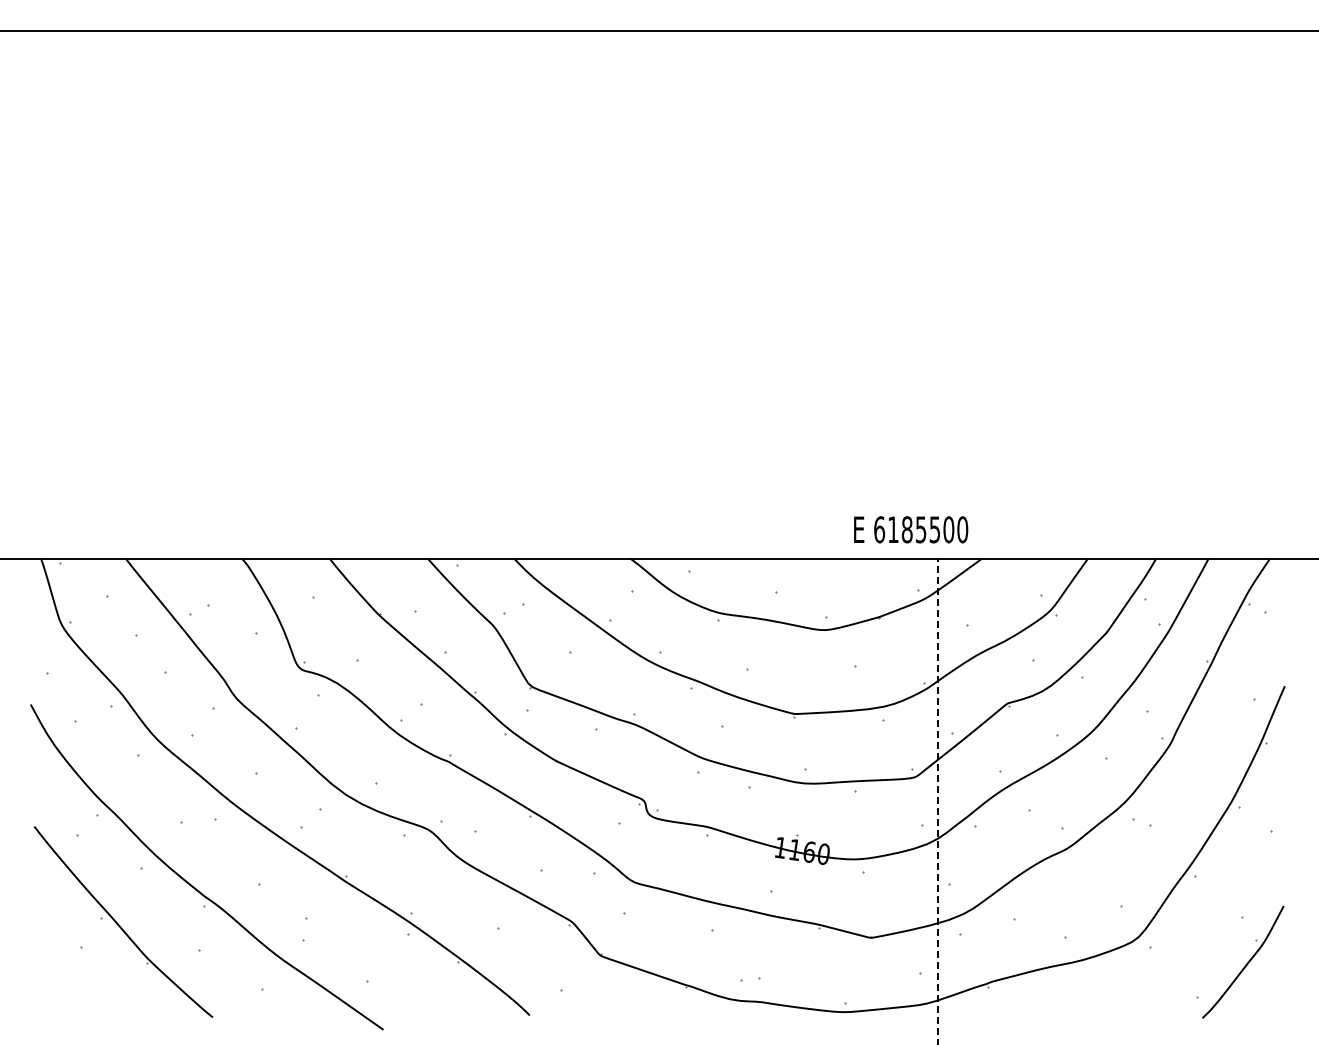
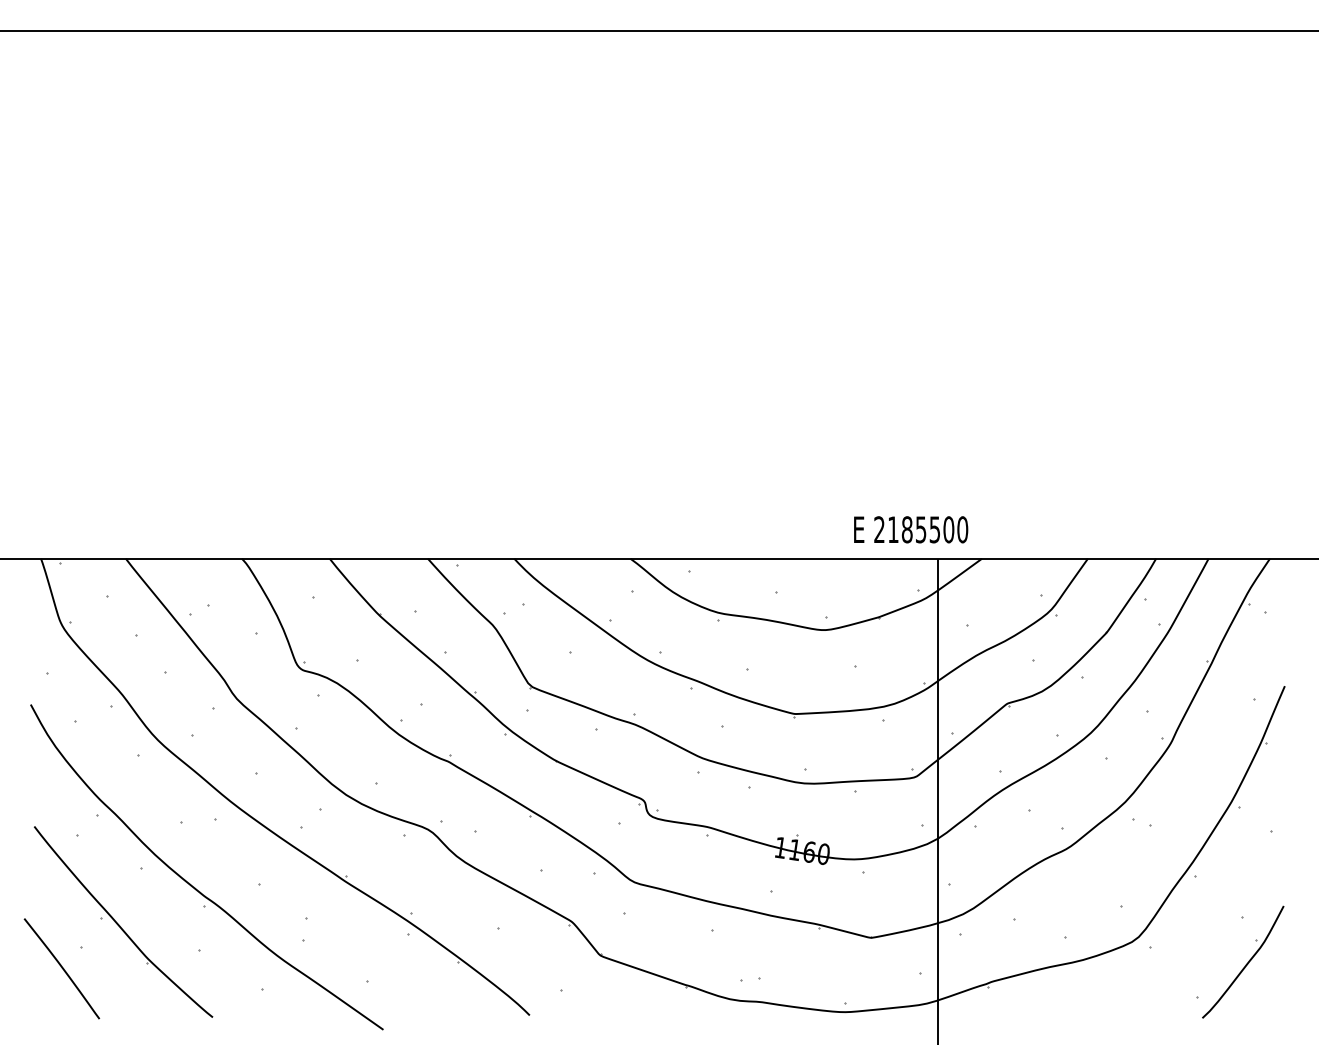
text: 6185500 -> 2185500 (879, 529)
line: dashed -> solid (937, 801)
curve: none -> present (61, 968)
